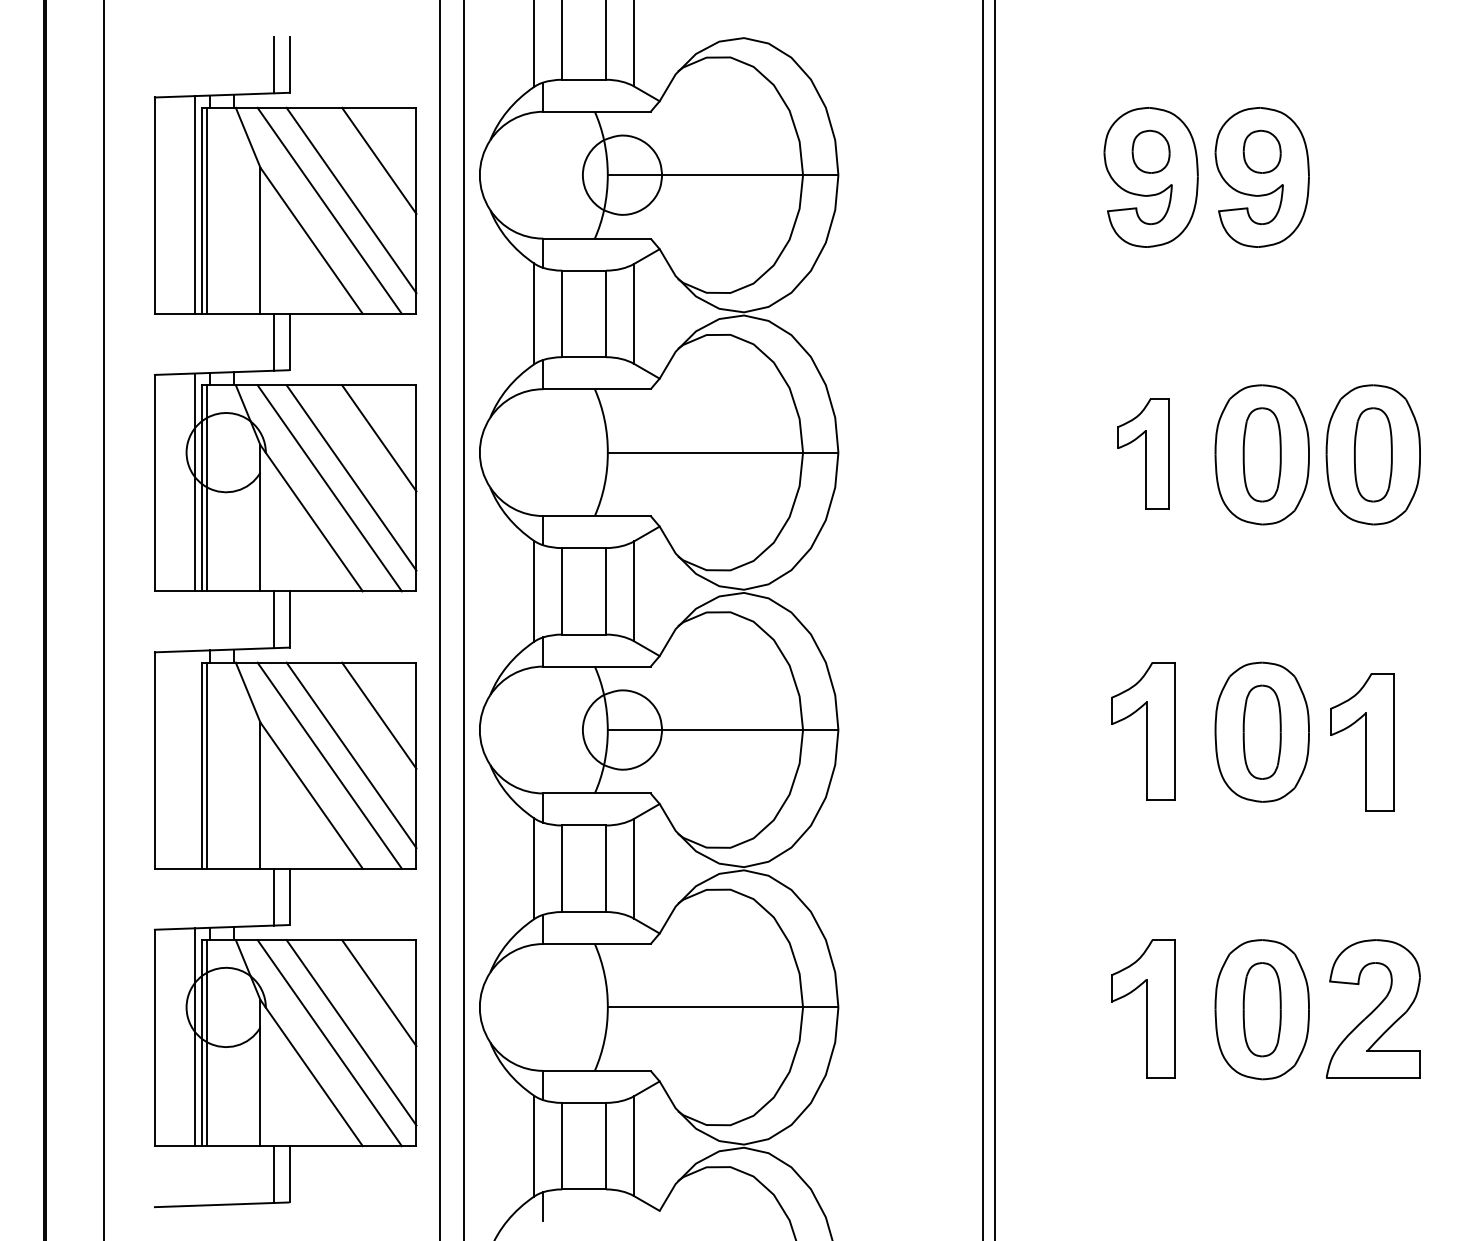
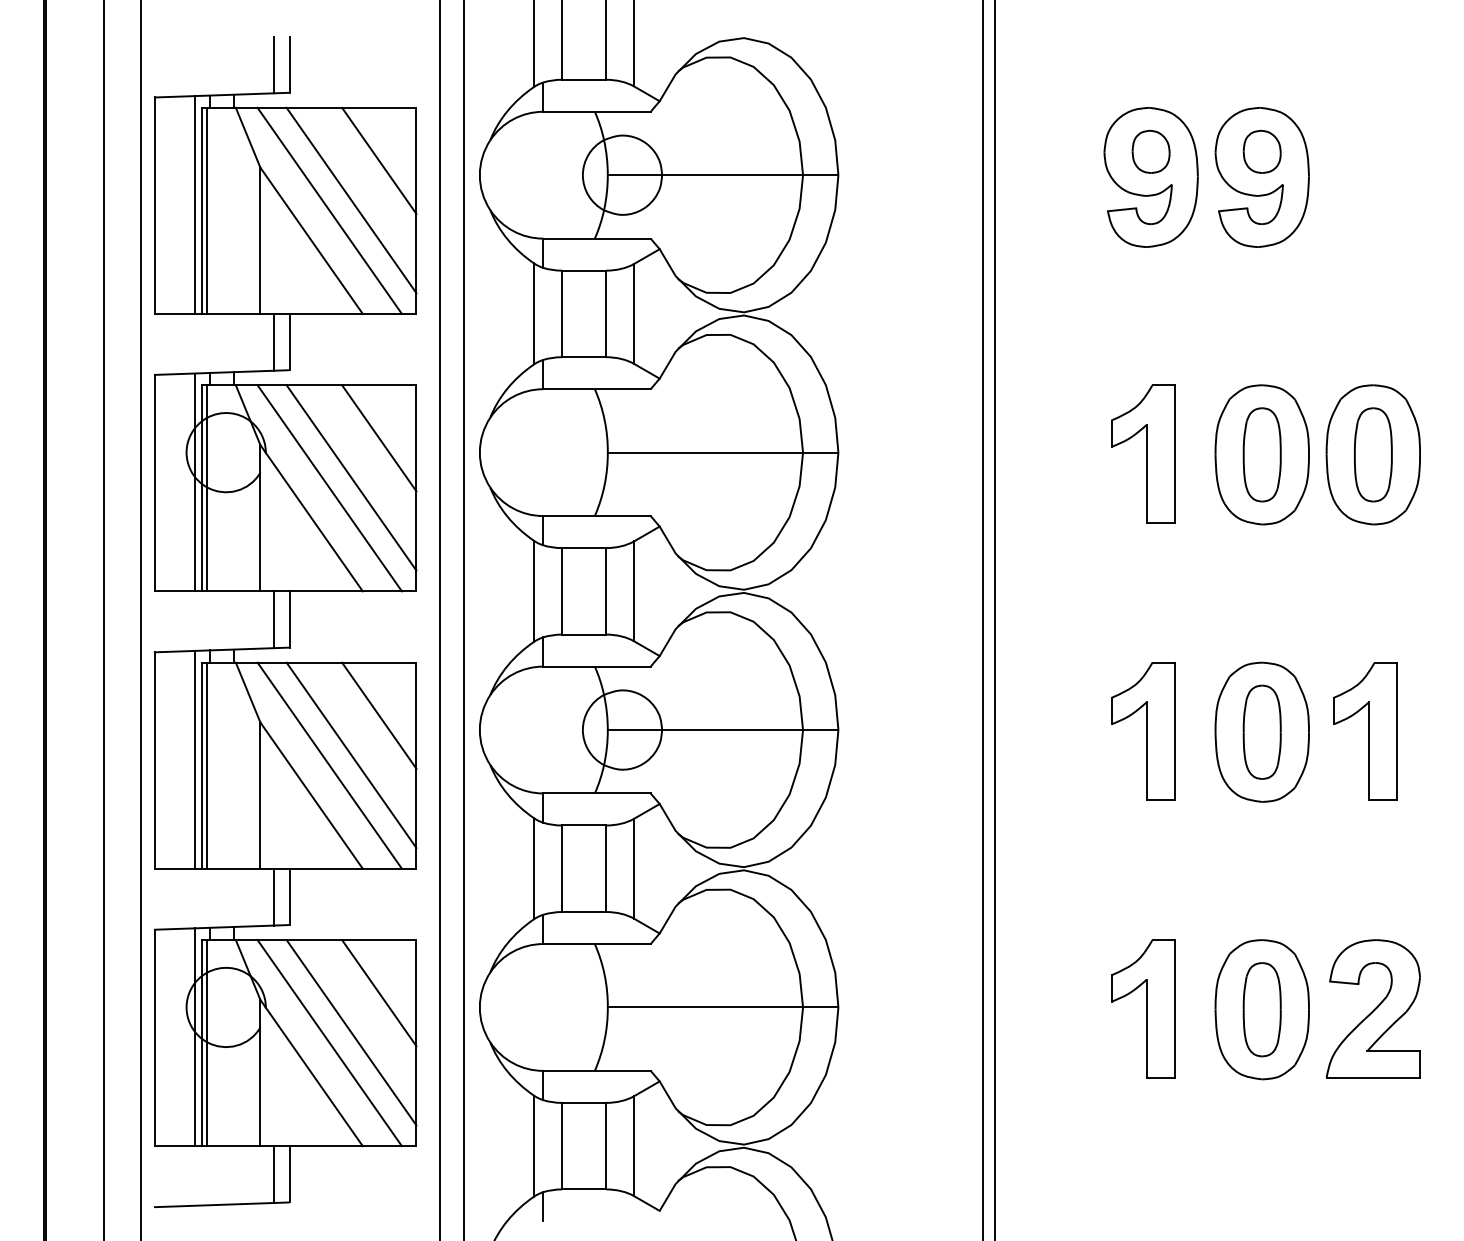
part size: 53x112 px -> 65x140 px (1143, 453)
line: none -> present (140, 619)
part position: (1362, 742) -> (1365, 731) (1365, 731)
line: none -> present (194, 759)
